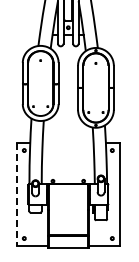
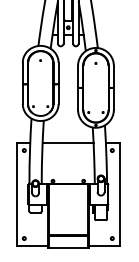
line: none -> present (67, 143)
line: dashed -> solid (17, 195)
